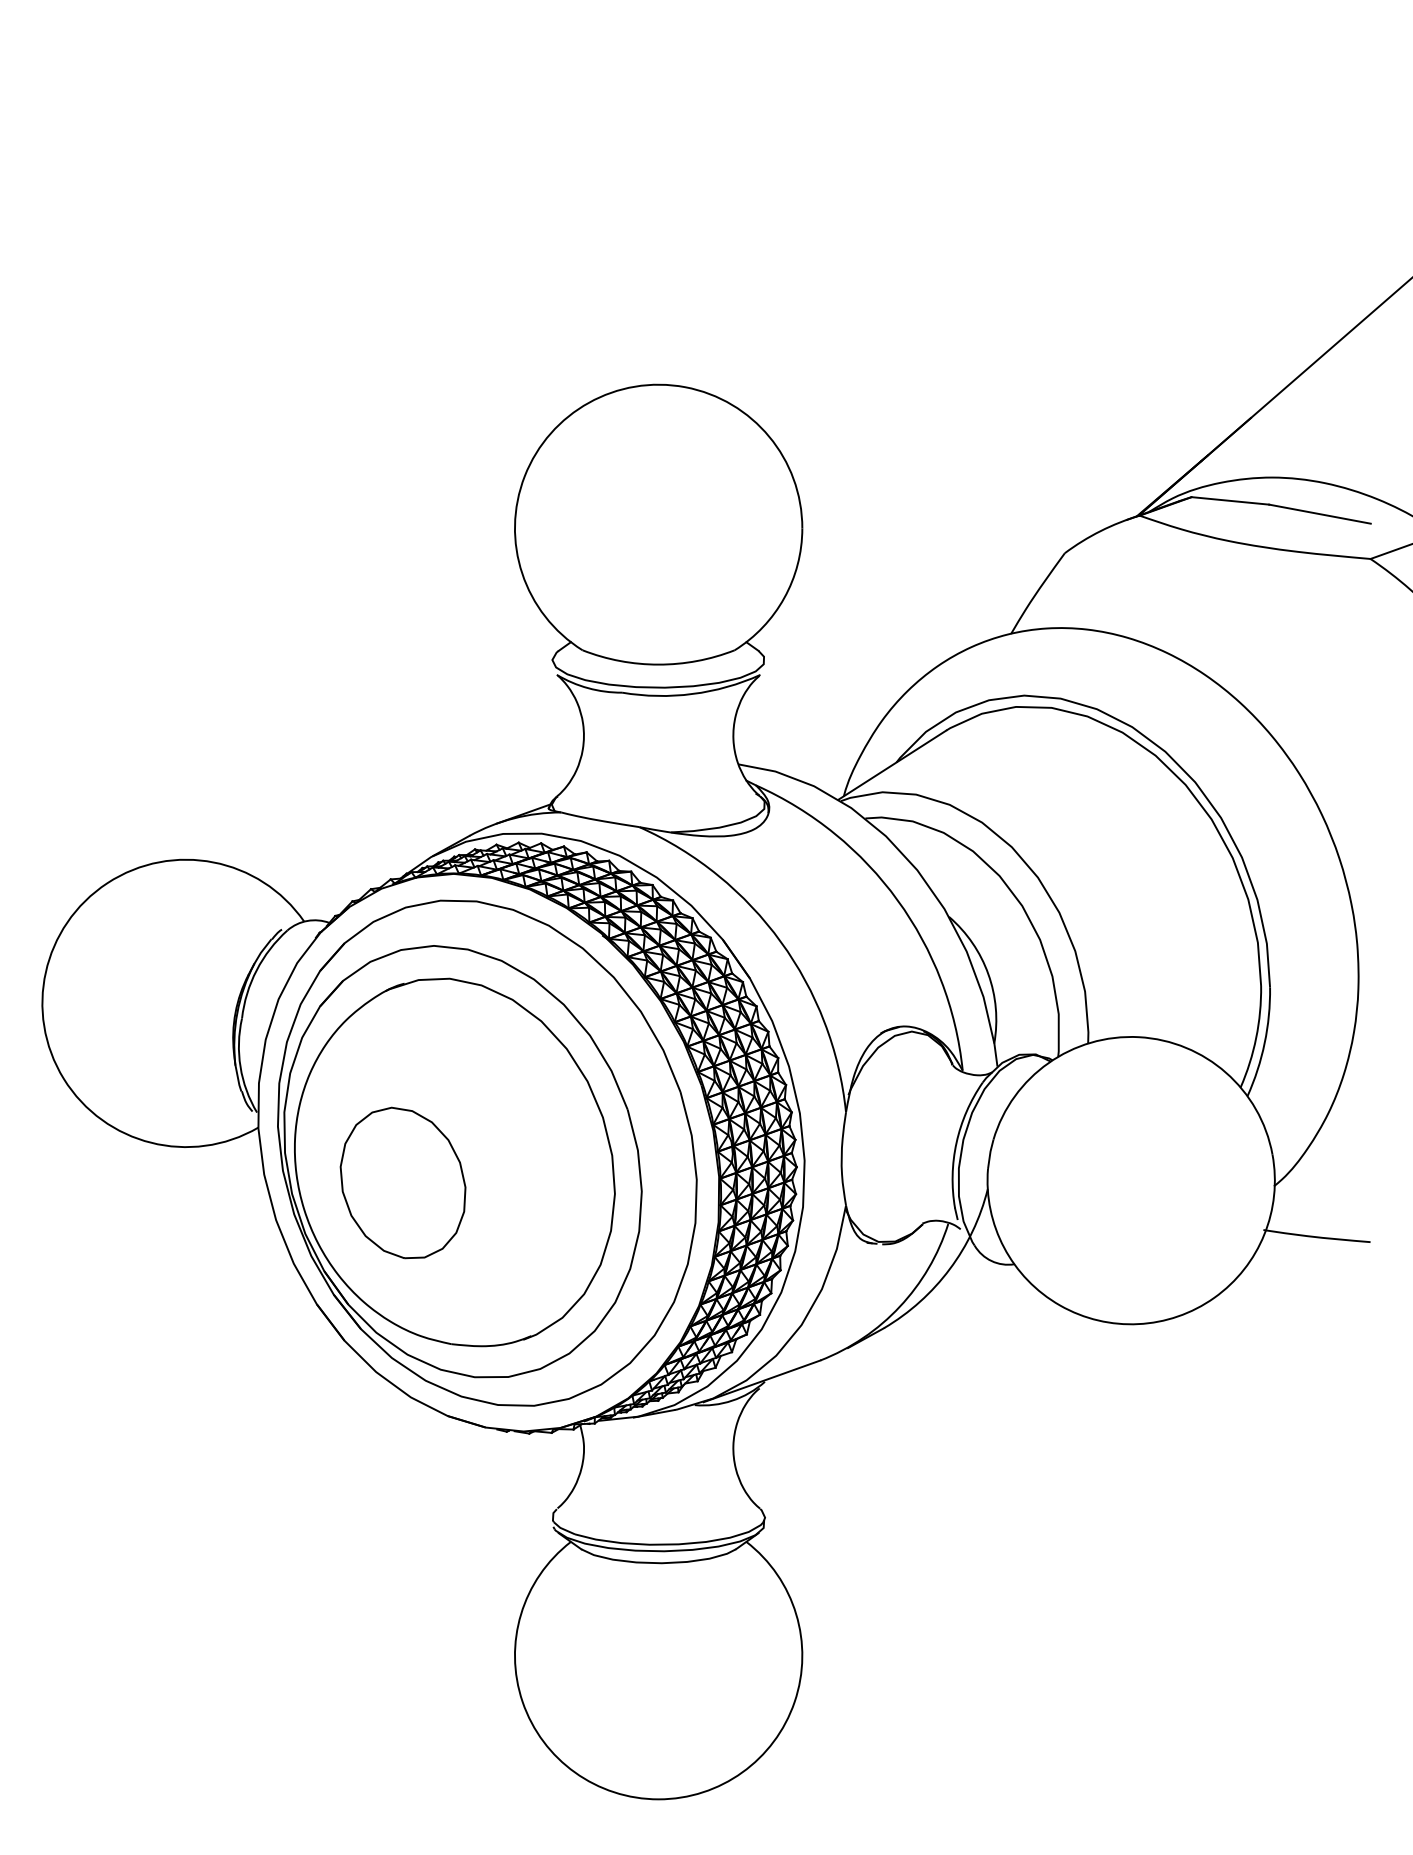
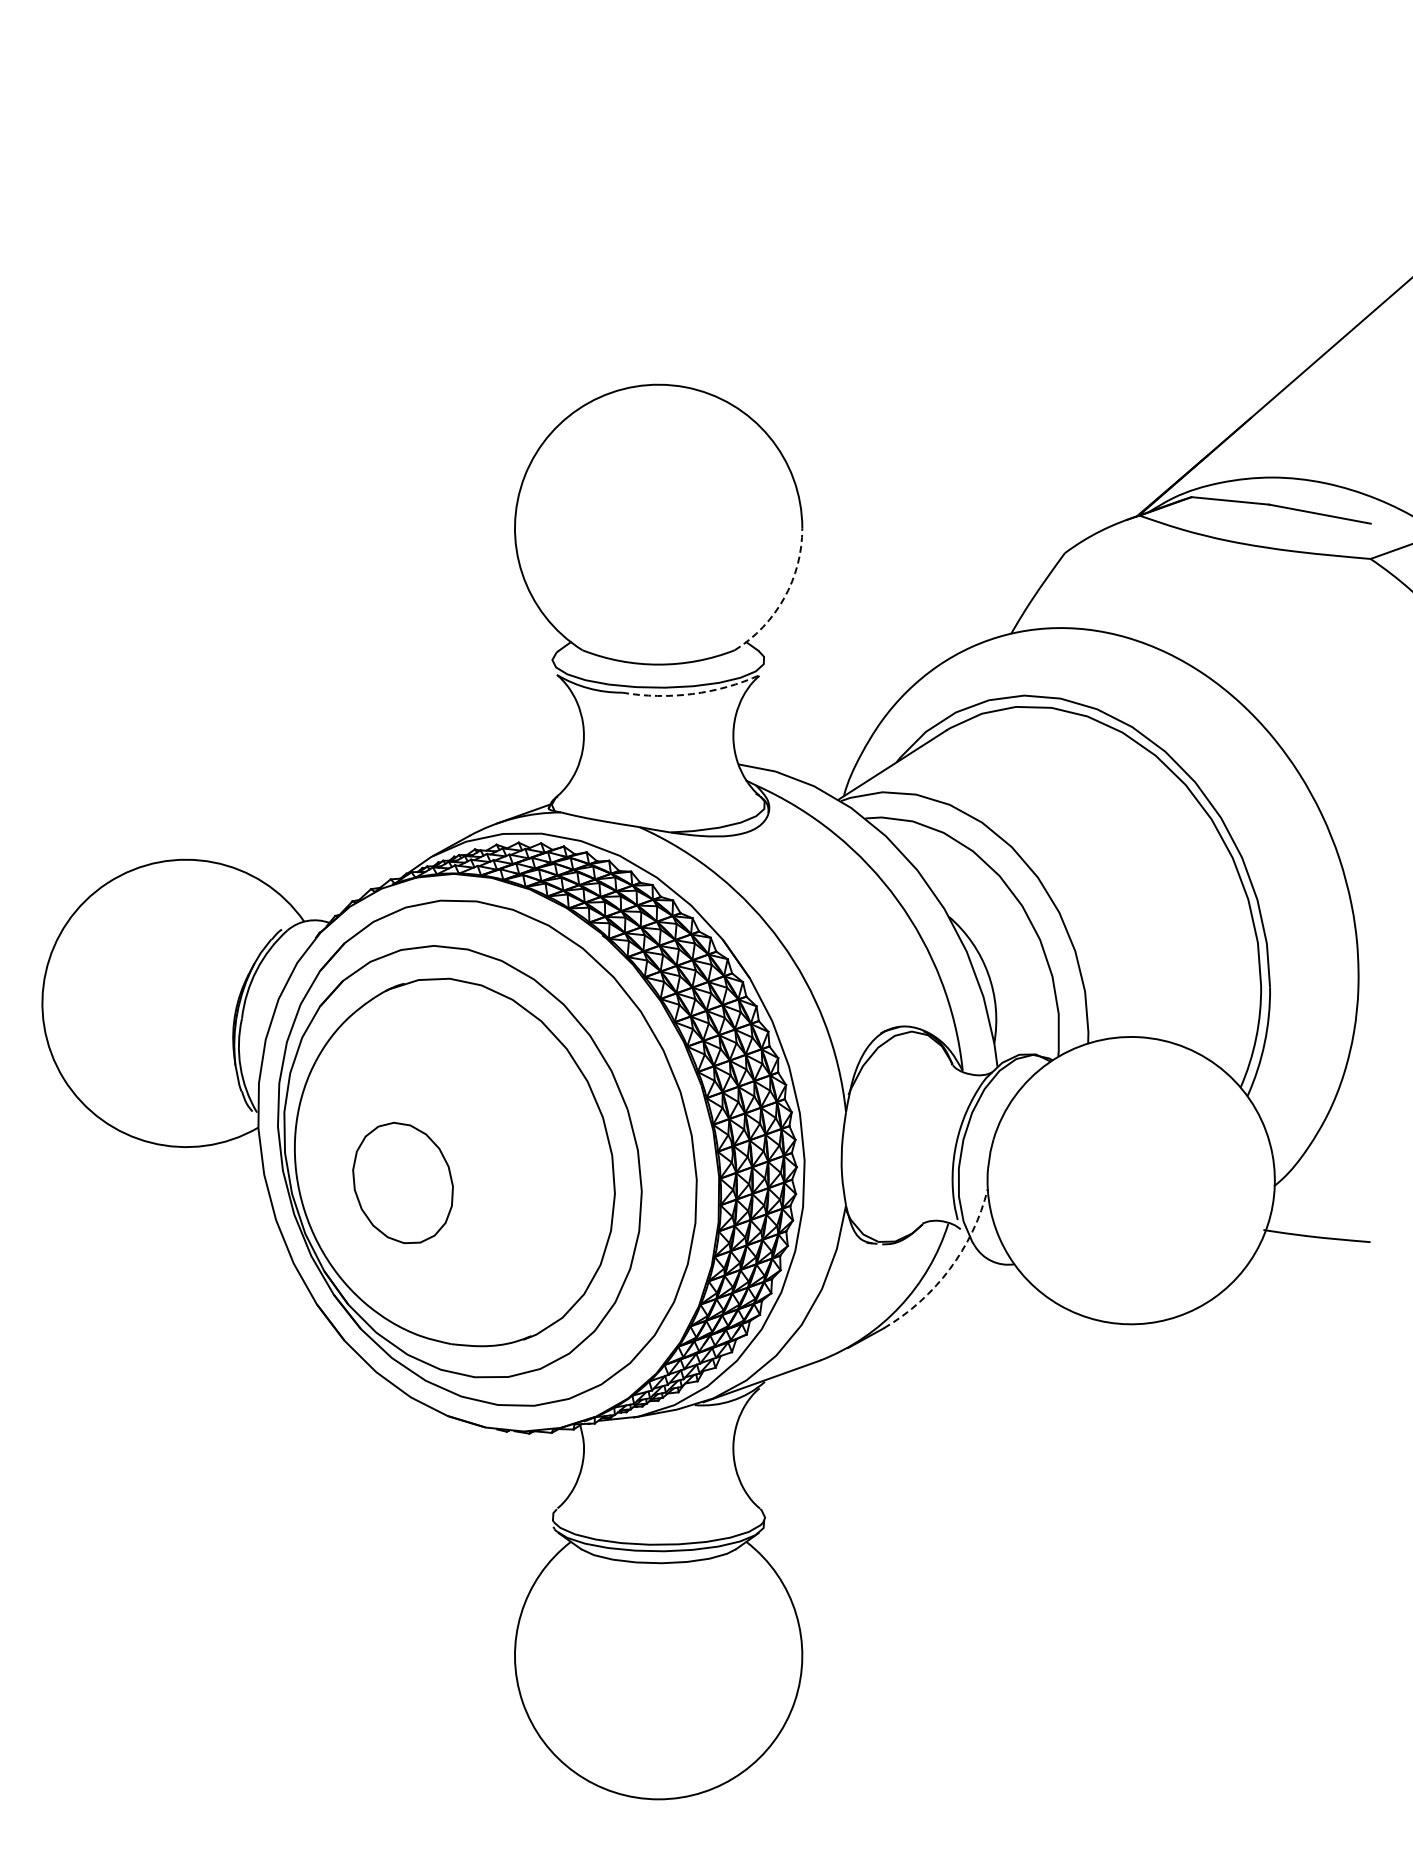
arc: solid -> dashed (784, 598)
arc: solid -> dashed (692, 694)
part size: 128x154 px -> 102x123 px (402, 1183)
arc: solid -> dashed (949, 1269)
